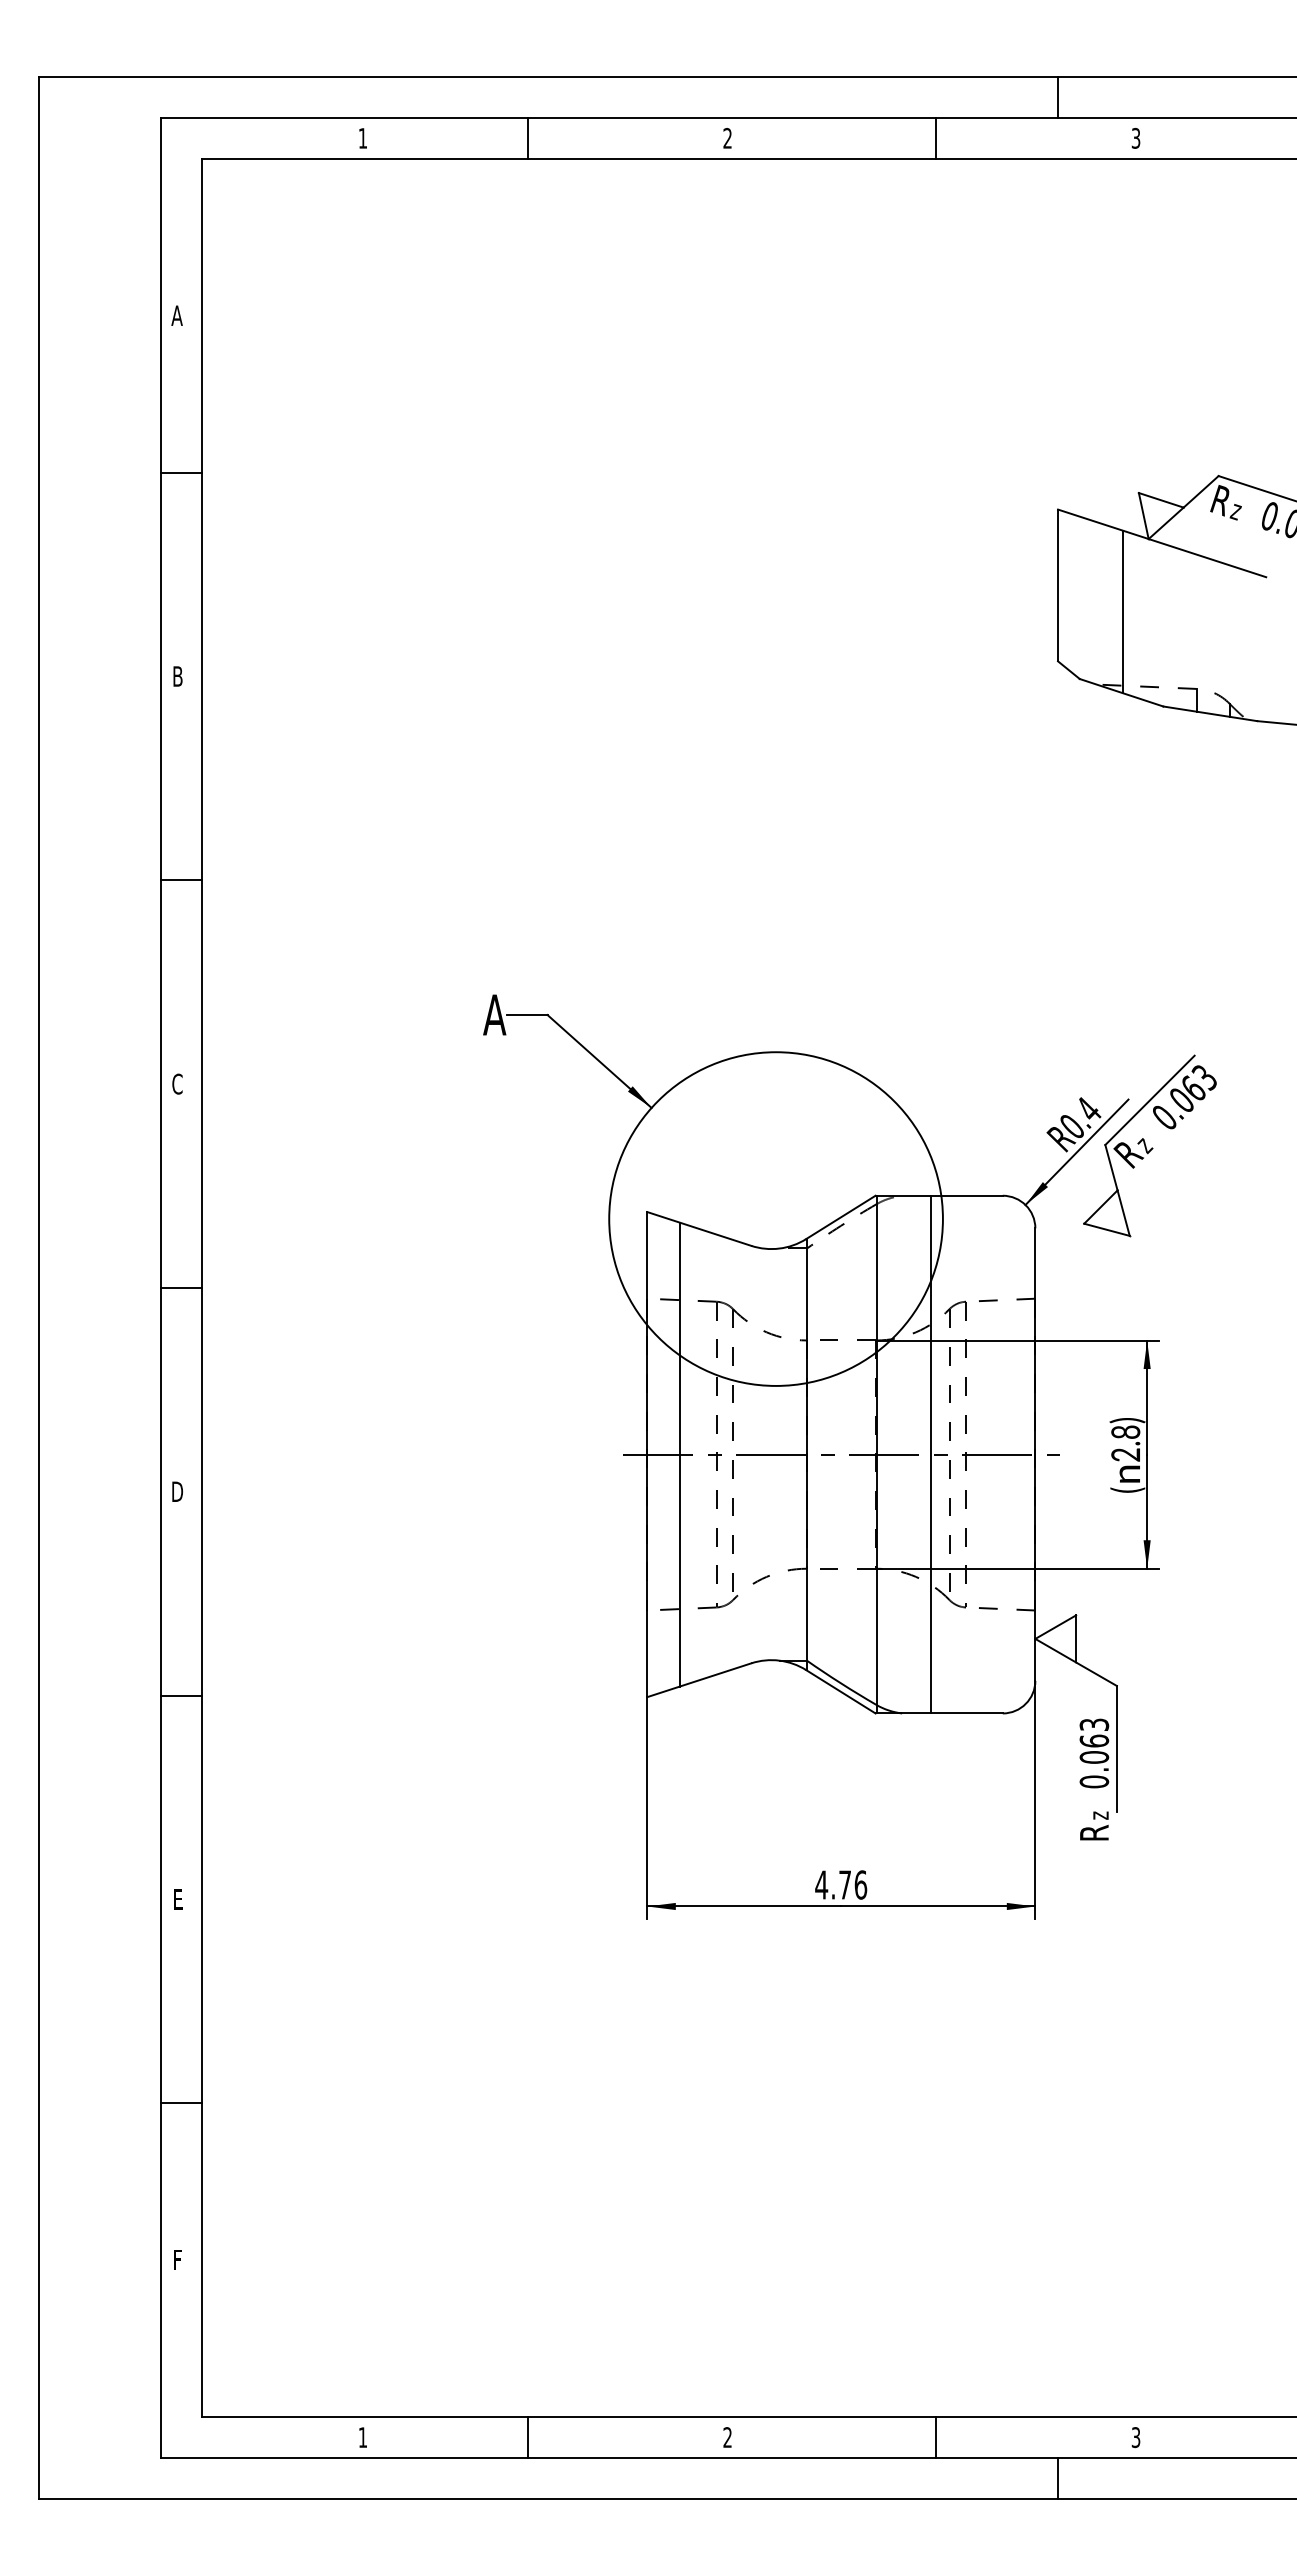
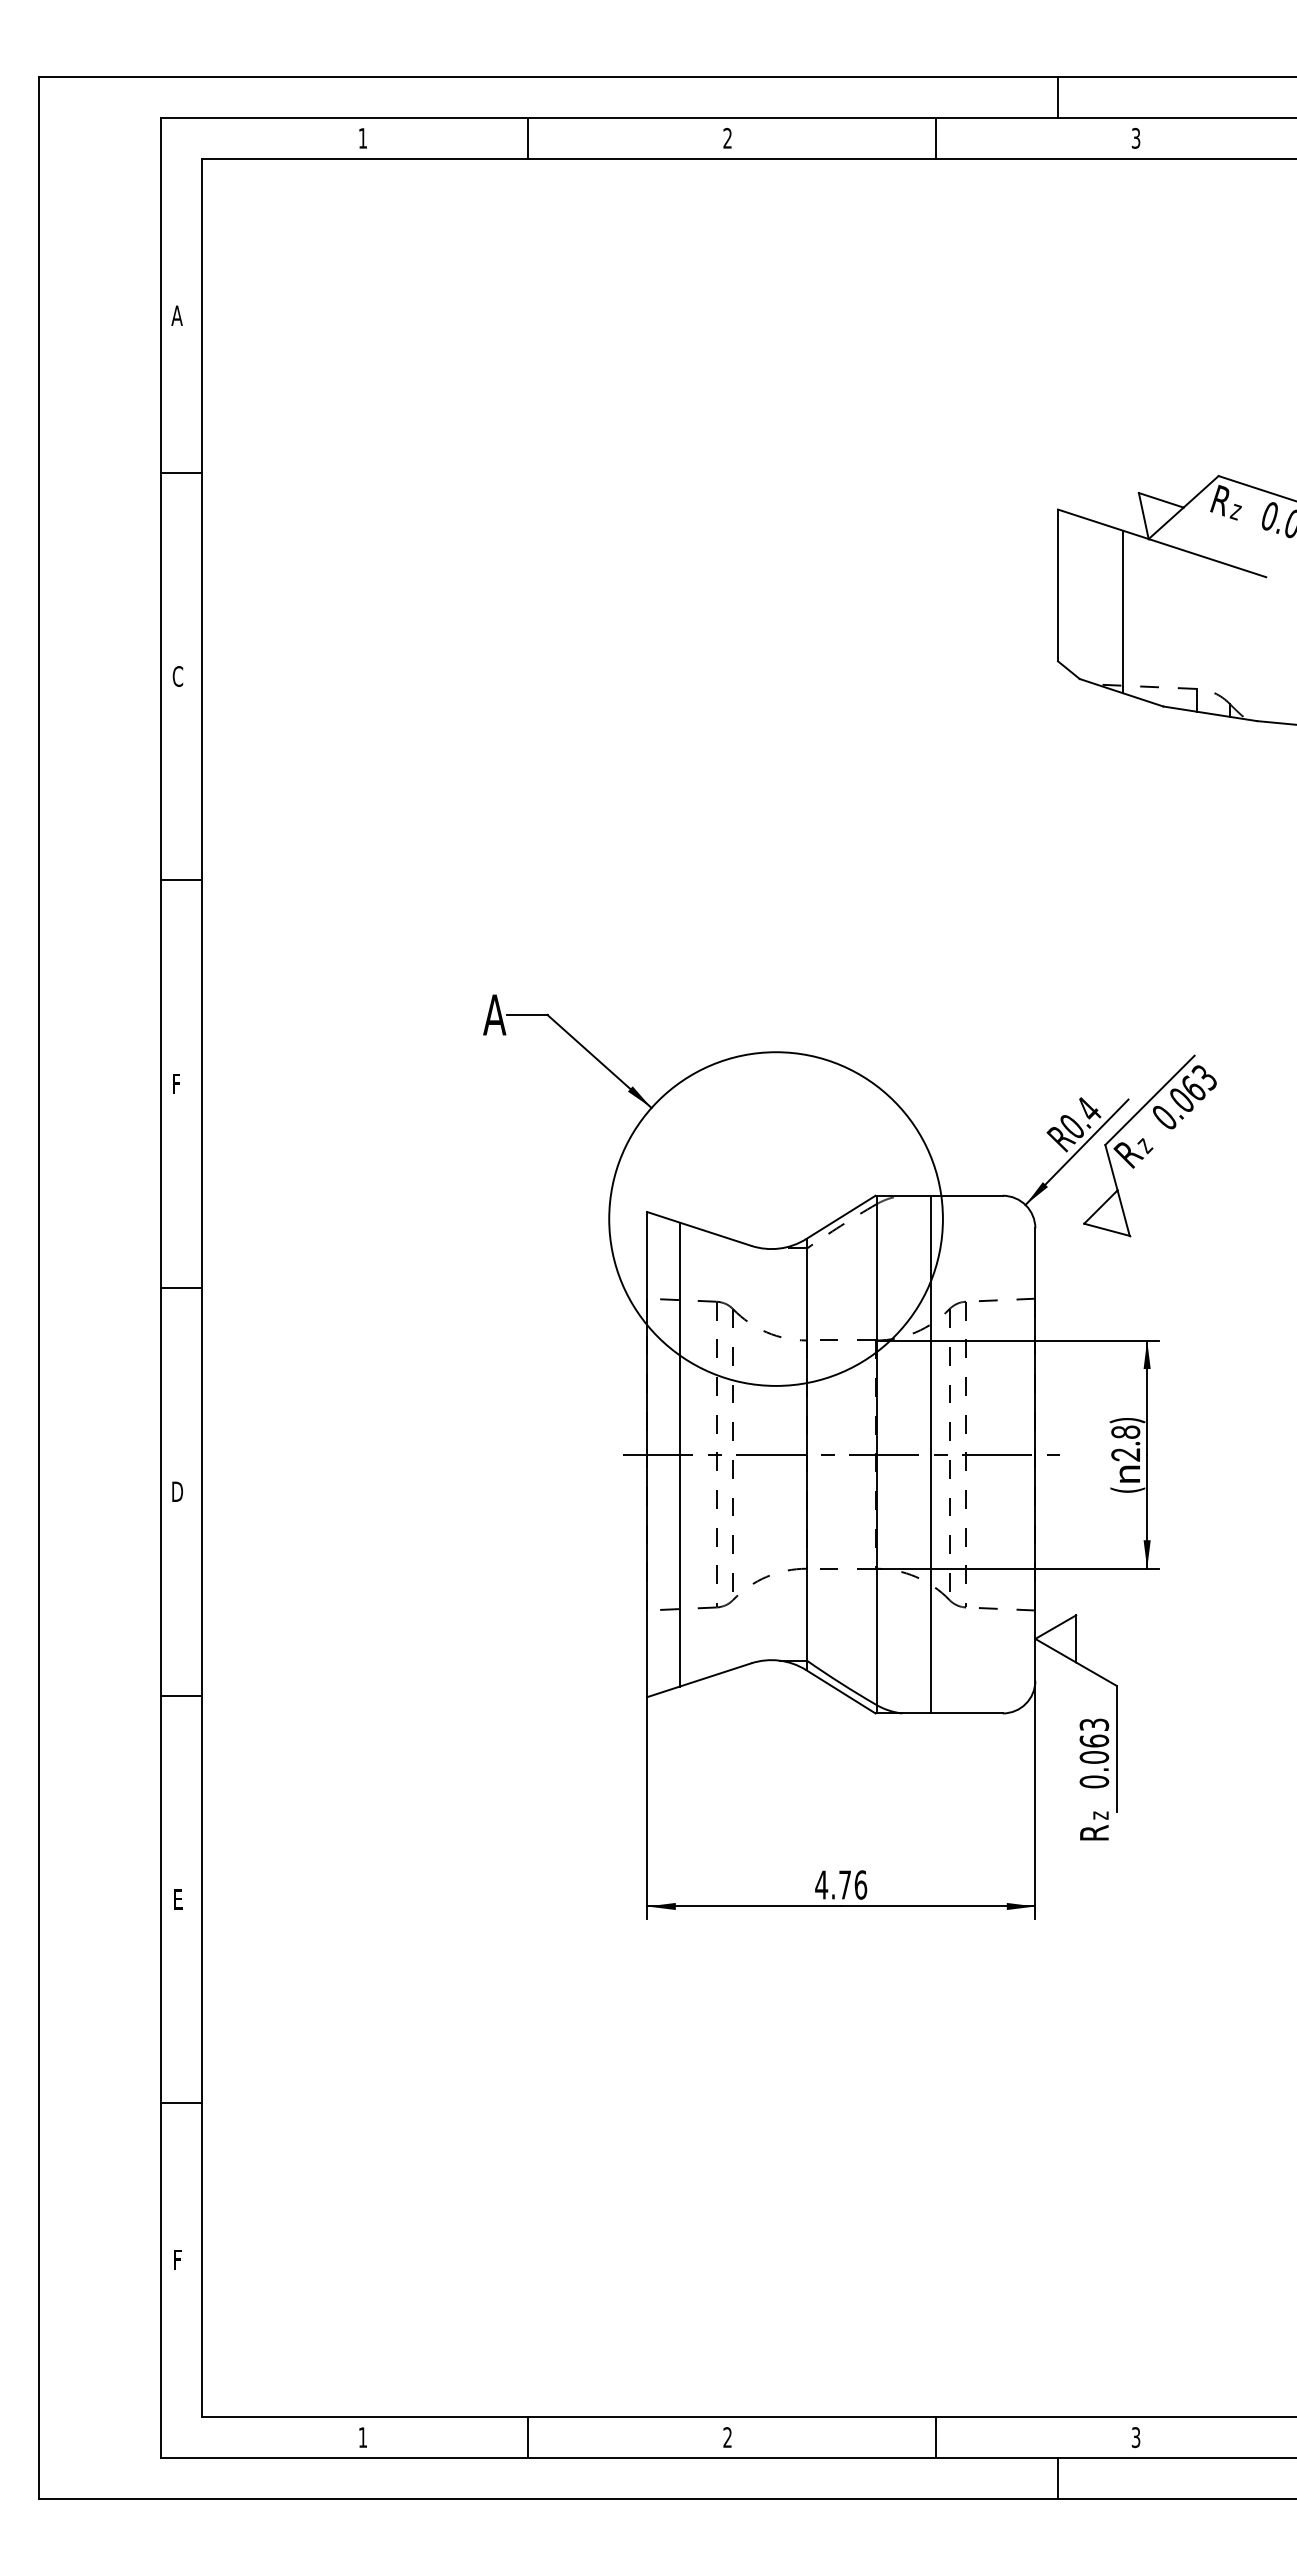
text: B -> C (177, 676)
text: C -> F (177, 1083)
